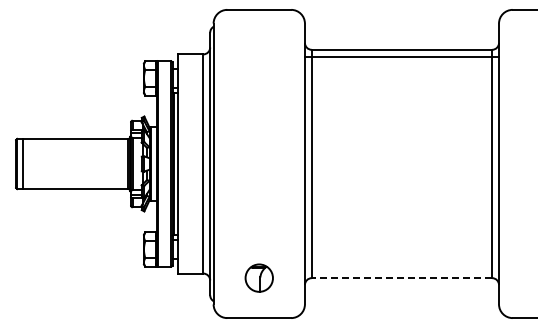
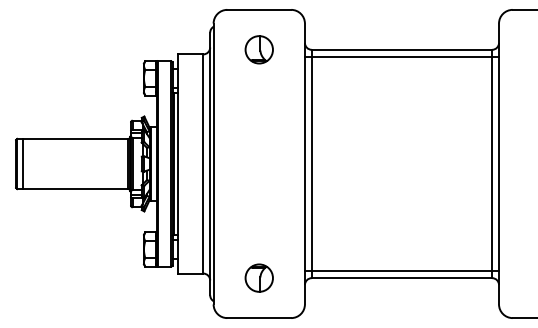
part: none -> present (258, 49)
line: none -> present (401, 271)
line: dashed -> solid (401, 278)
